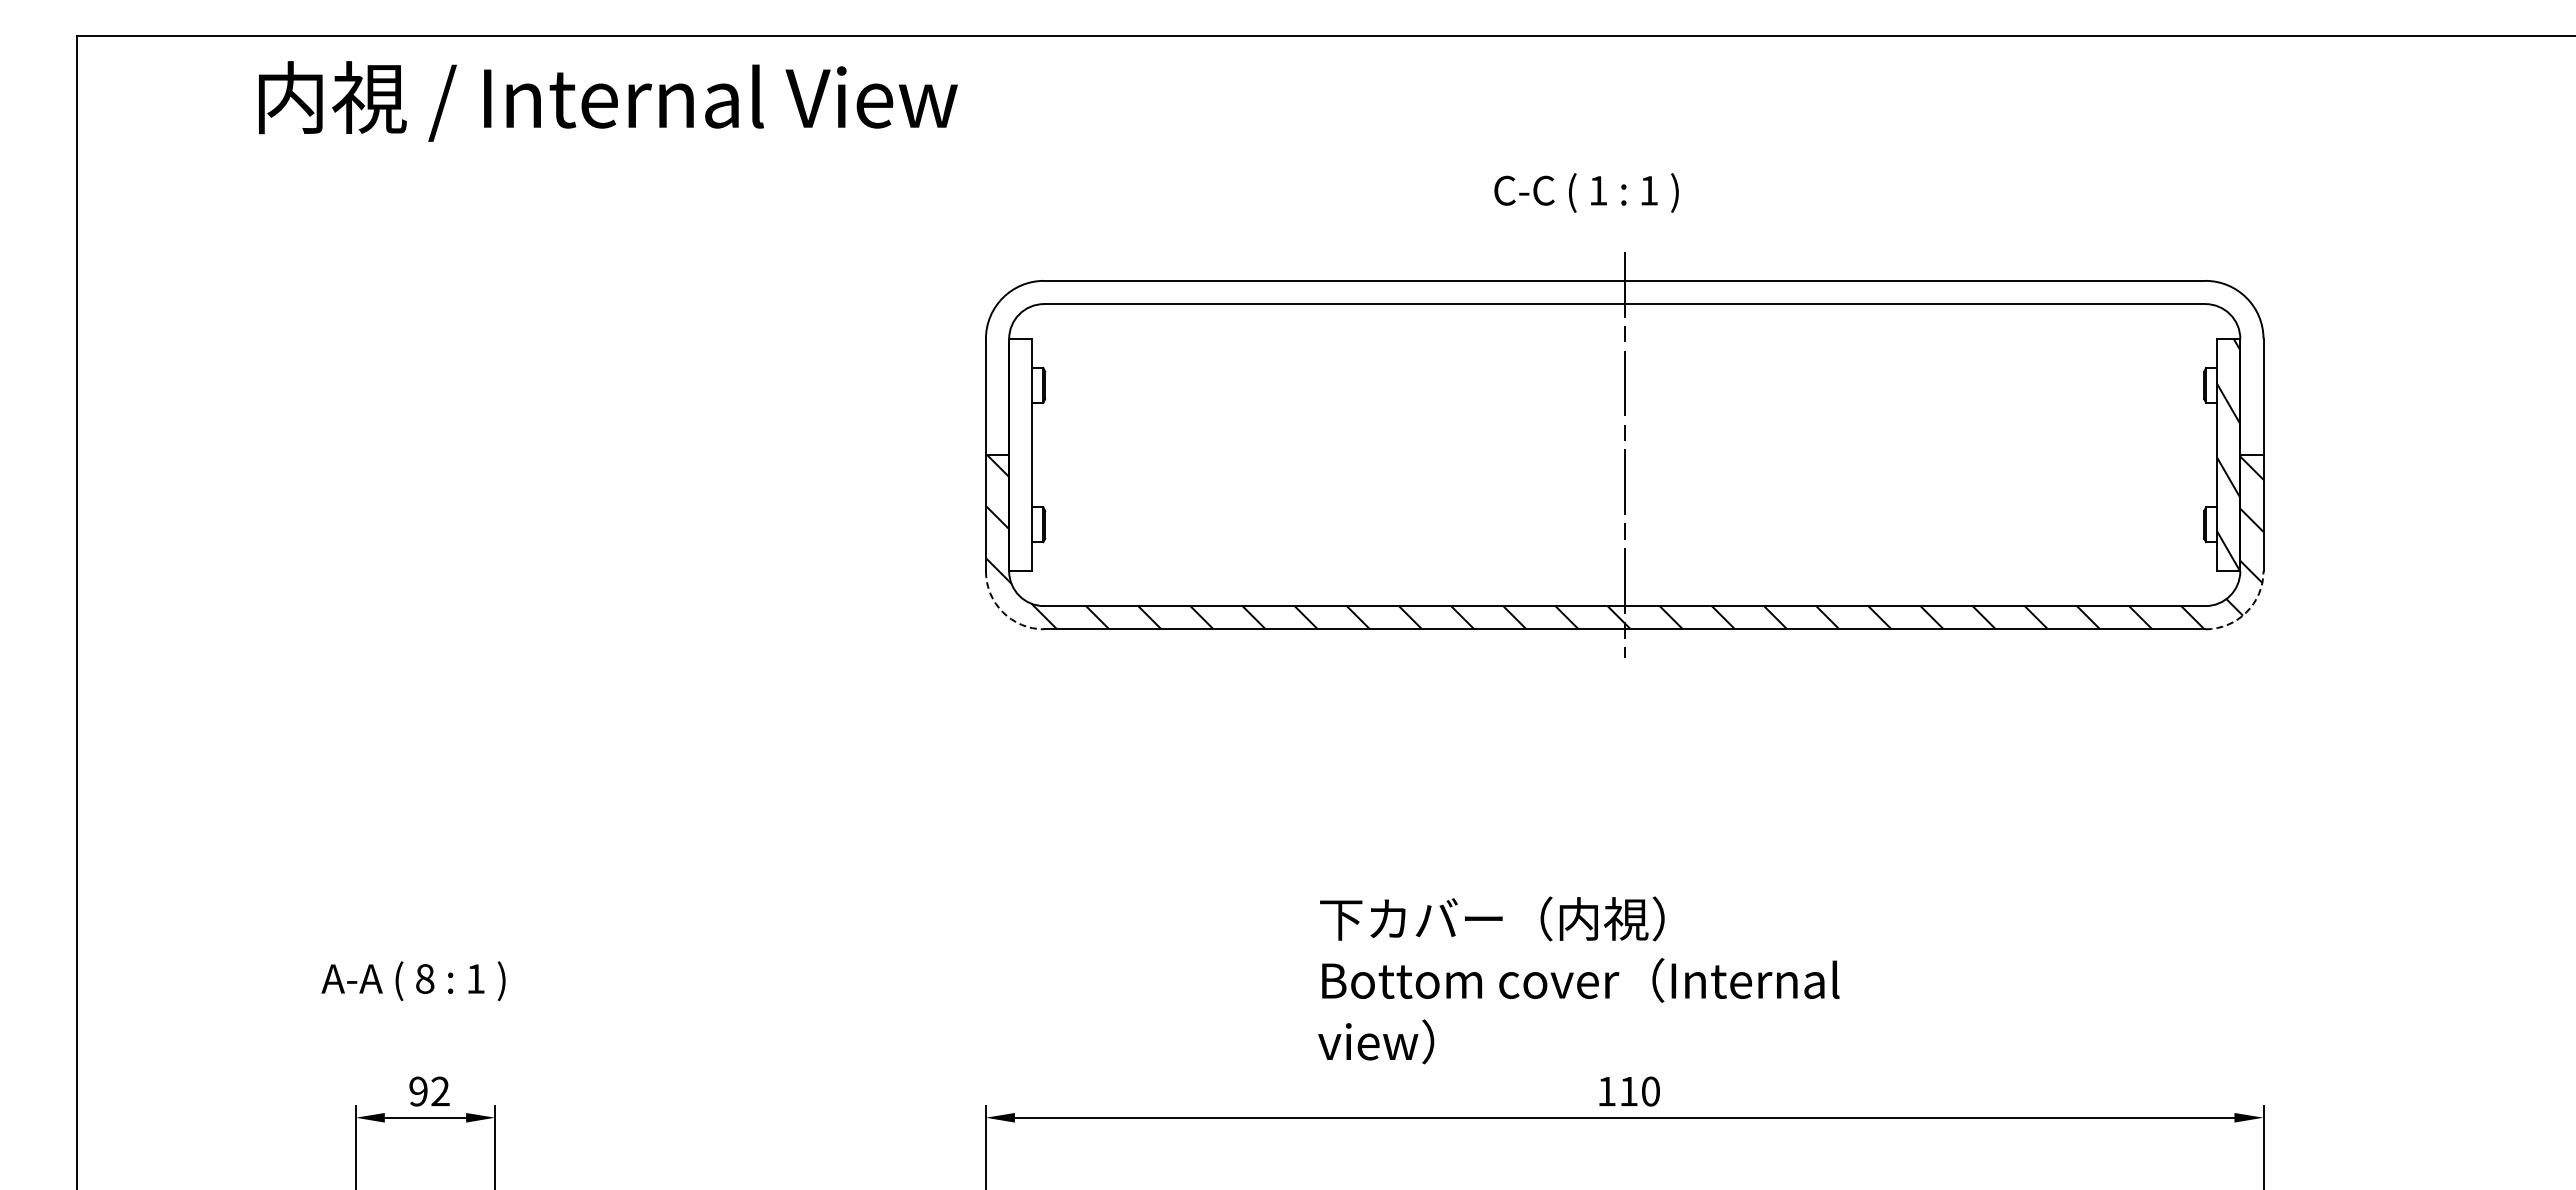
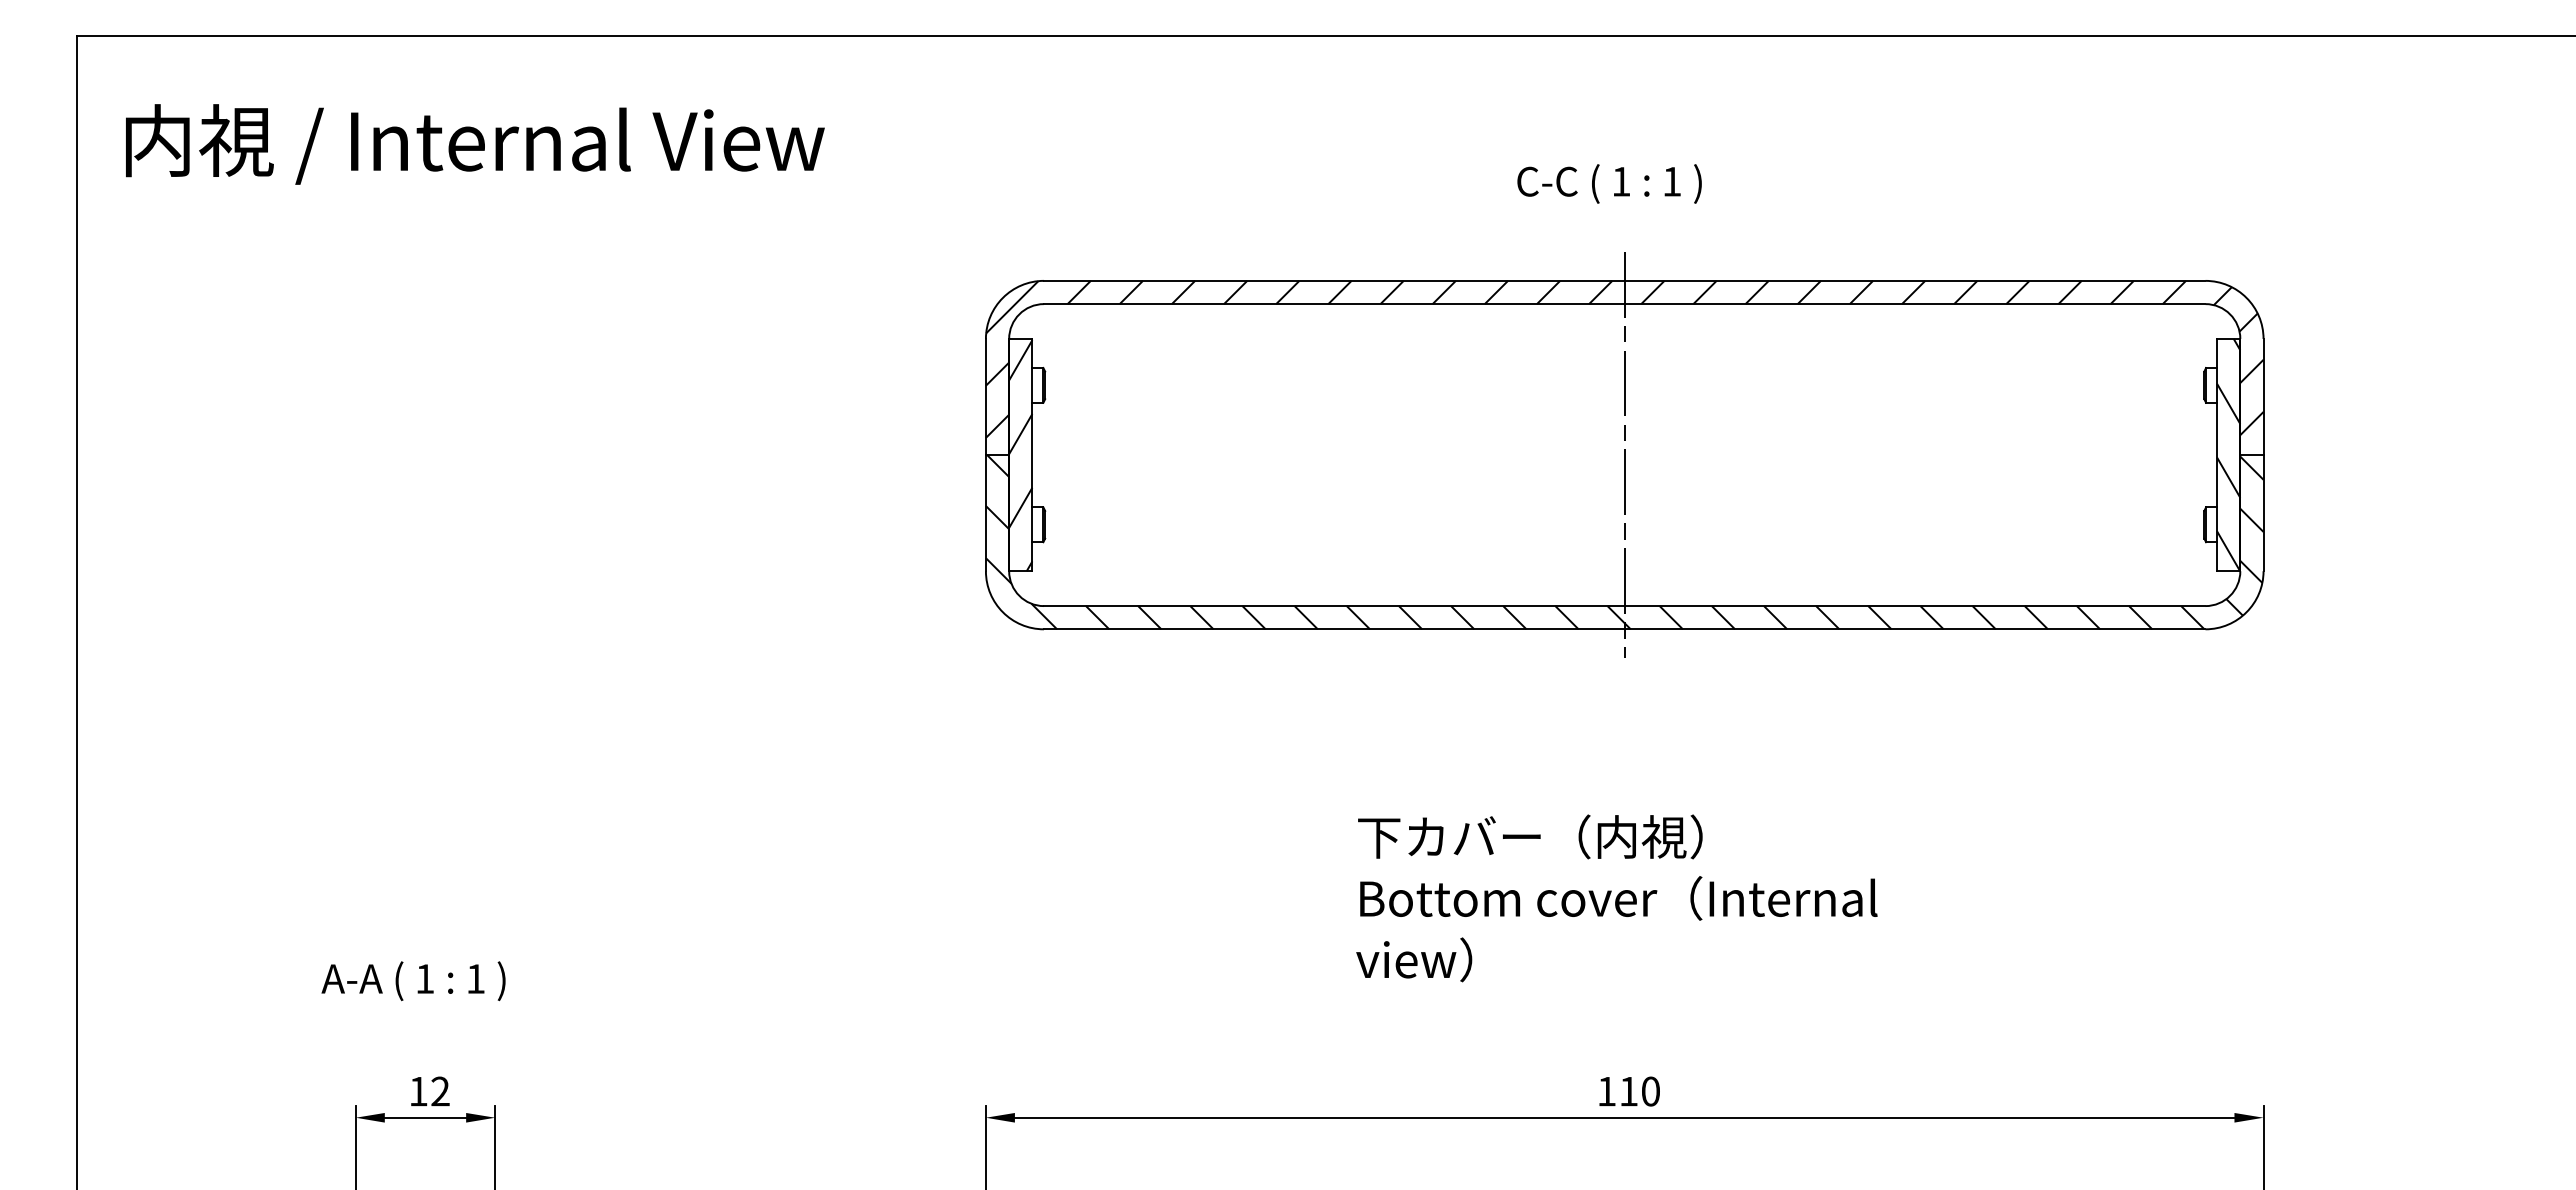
text position: (608, 101) -> (475, 144) (475, 144)
text position: (1586, 192) -> (1609, 183) (1609, 183)
hatch: none -> present (1624, 358)
hatch: none -> present (1020, 455)
arc: dashed -> solid (1002, 612)
arc: dashed -> solid (2246, 612)
text: 8 -> 1 (425, 978)
text position: (1578, 980) -> (1616, 898) (1616, 898)
text: 92 -> 12 (418, 1091)
